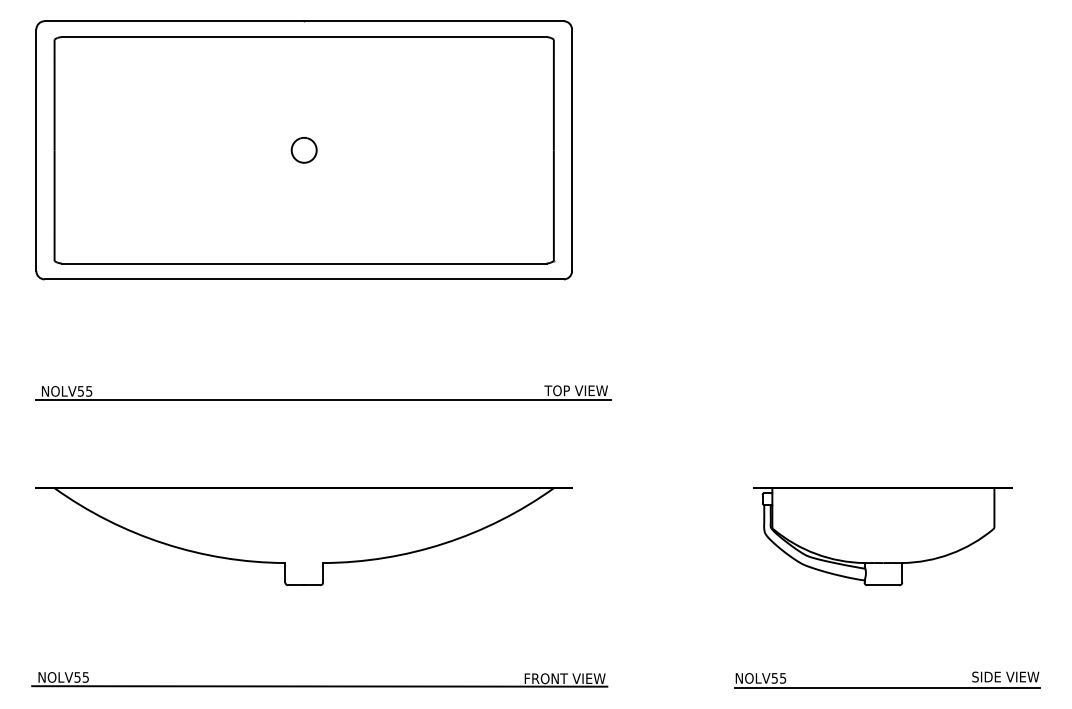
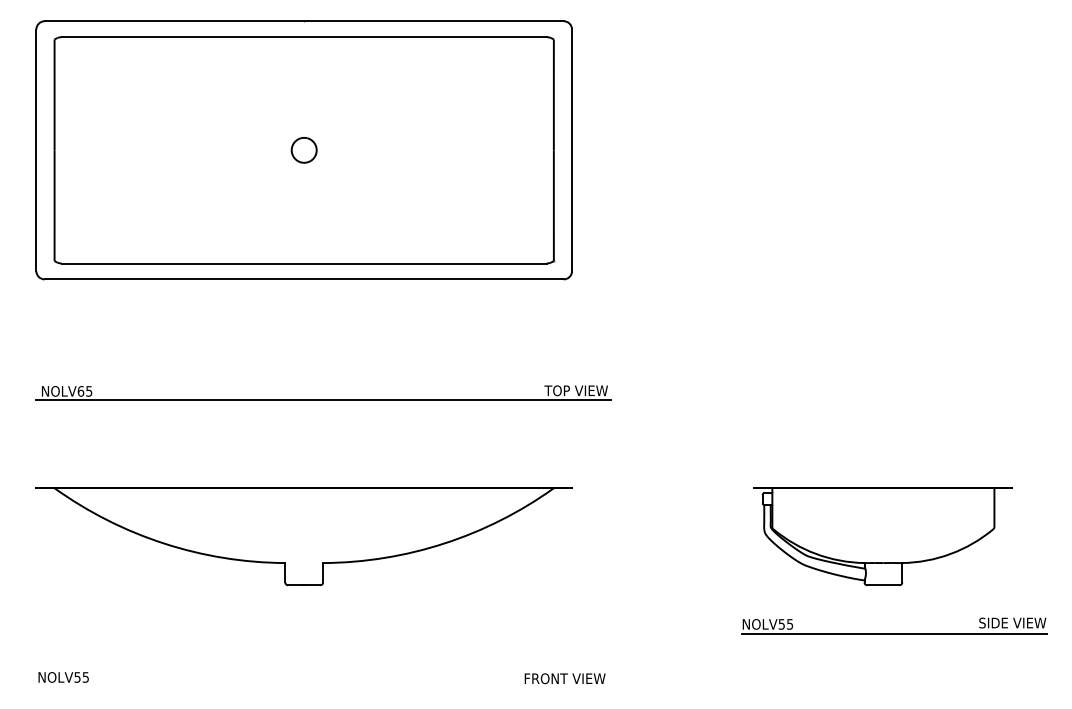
text: NOLV55 -> NOLV65 (80, 391)
line: present -> none (319, 686)
part position: (887, 687) -> (894, 633) (894, 633)
